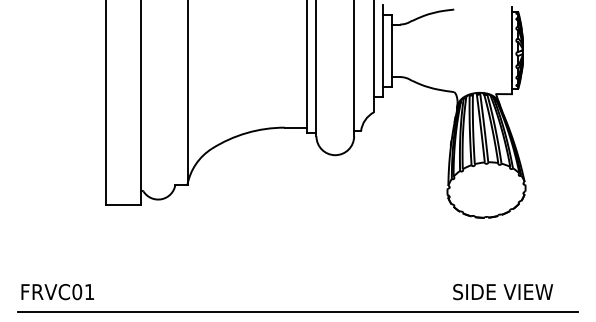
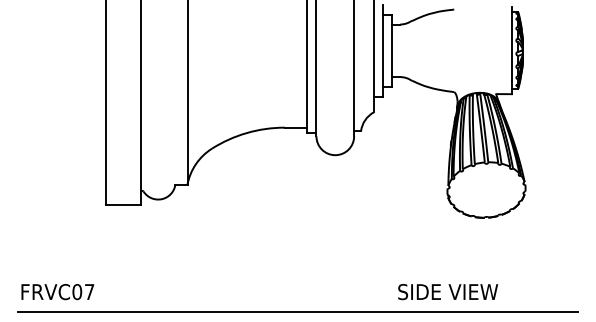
text: FRVC01 -> FRVC07 (89, 291)
text position: (503, 292) -> (448, 292) (448, 292)
